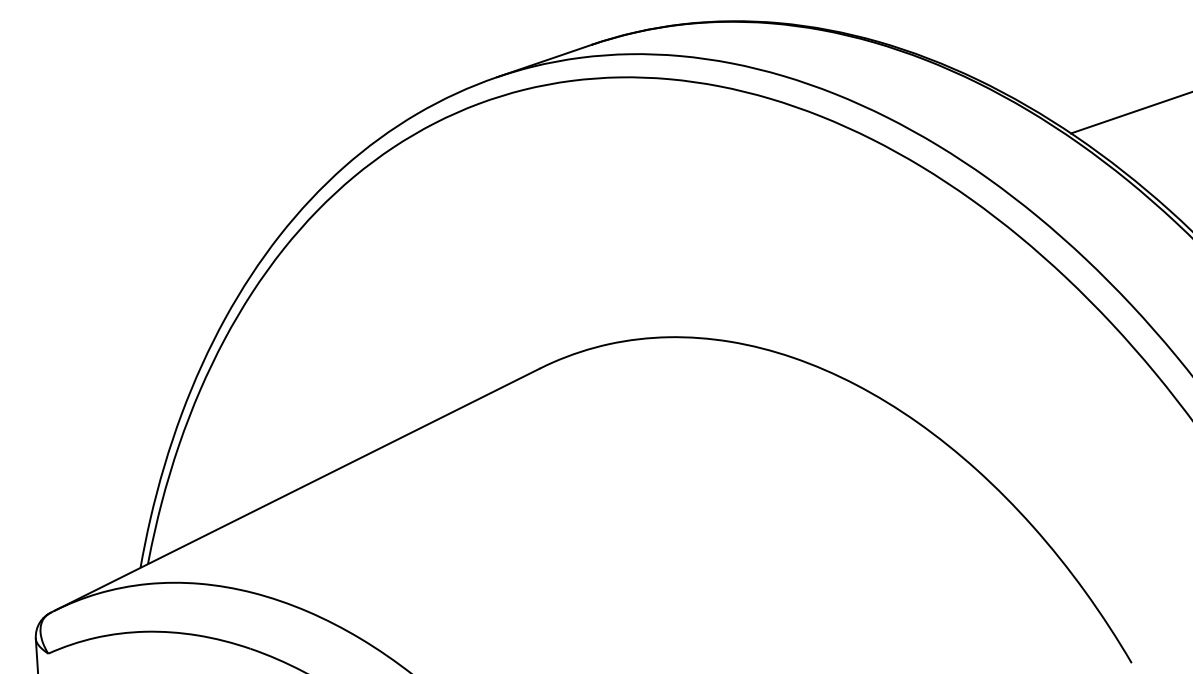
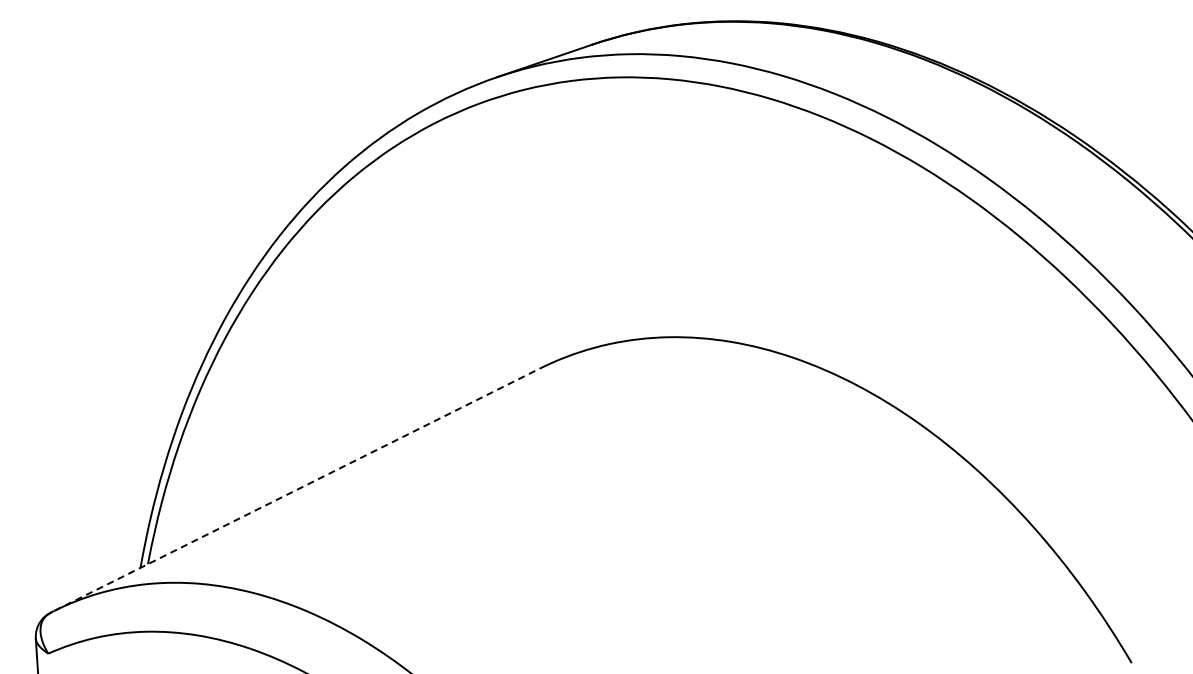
line: present -> none (1129, 113)
line: solid -> dashed (297, 489)
